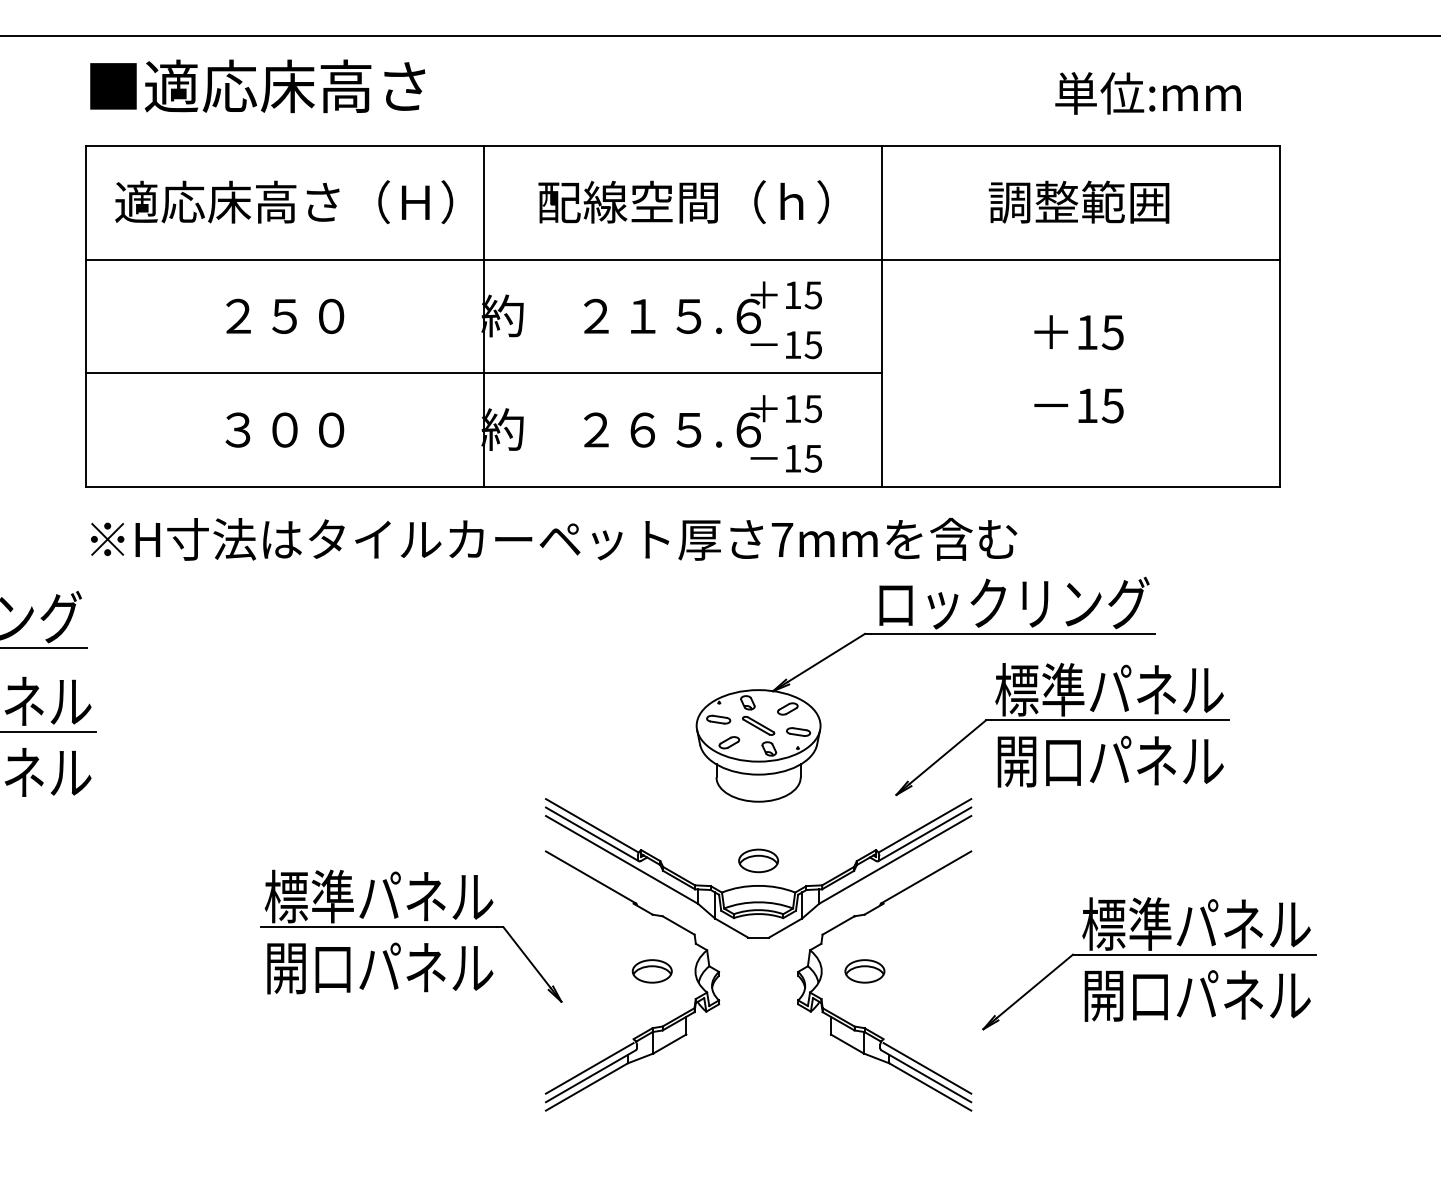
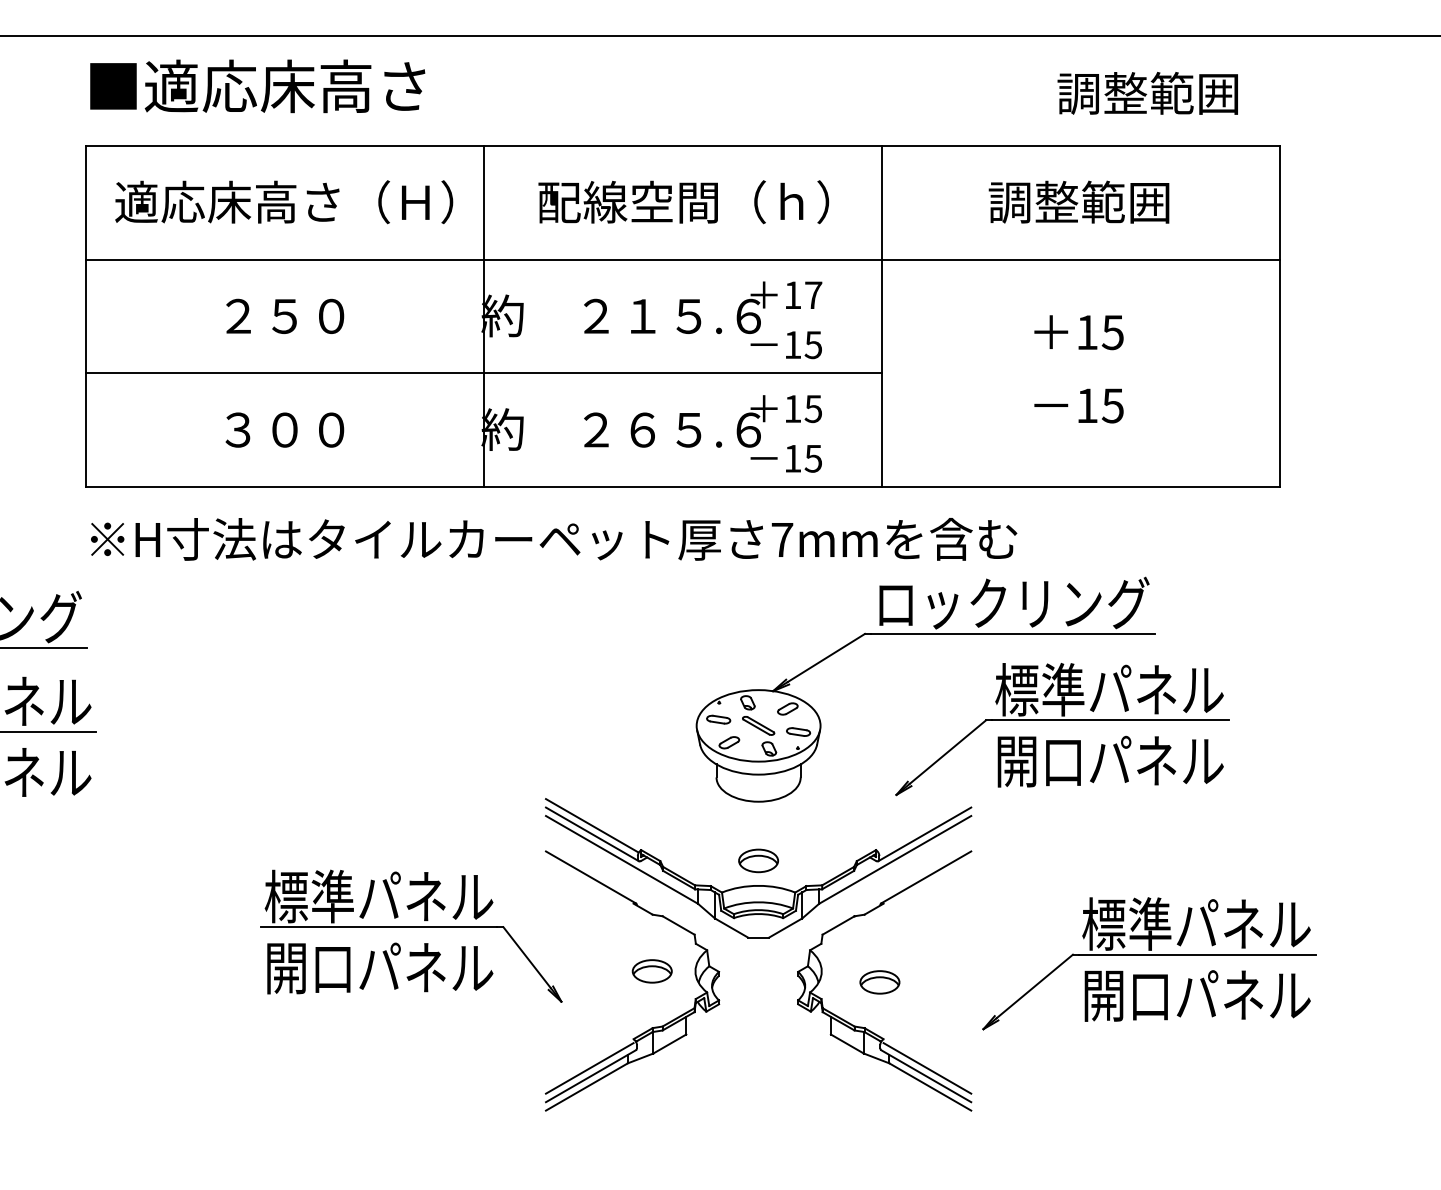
text: 単位:mm -> 調整範囲 (1147, 92)
text: 15 -> 17 (813, 295)
line: present -> none (925, 825)
part position: (864, 971) -> (879, 982) (879, 982)
